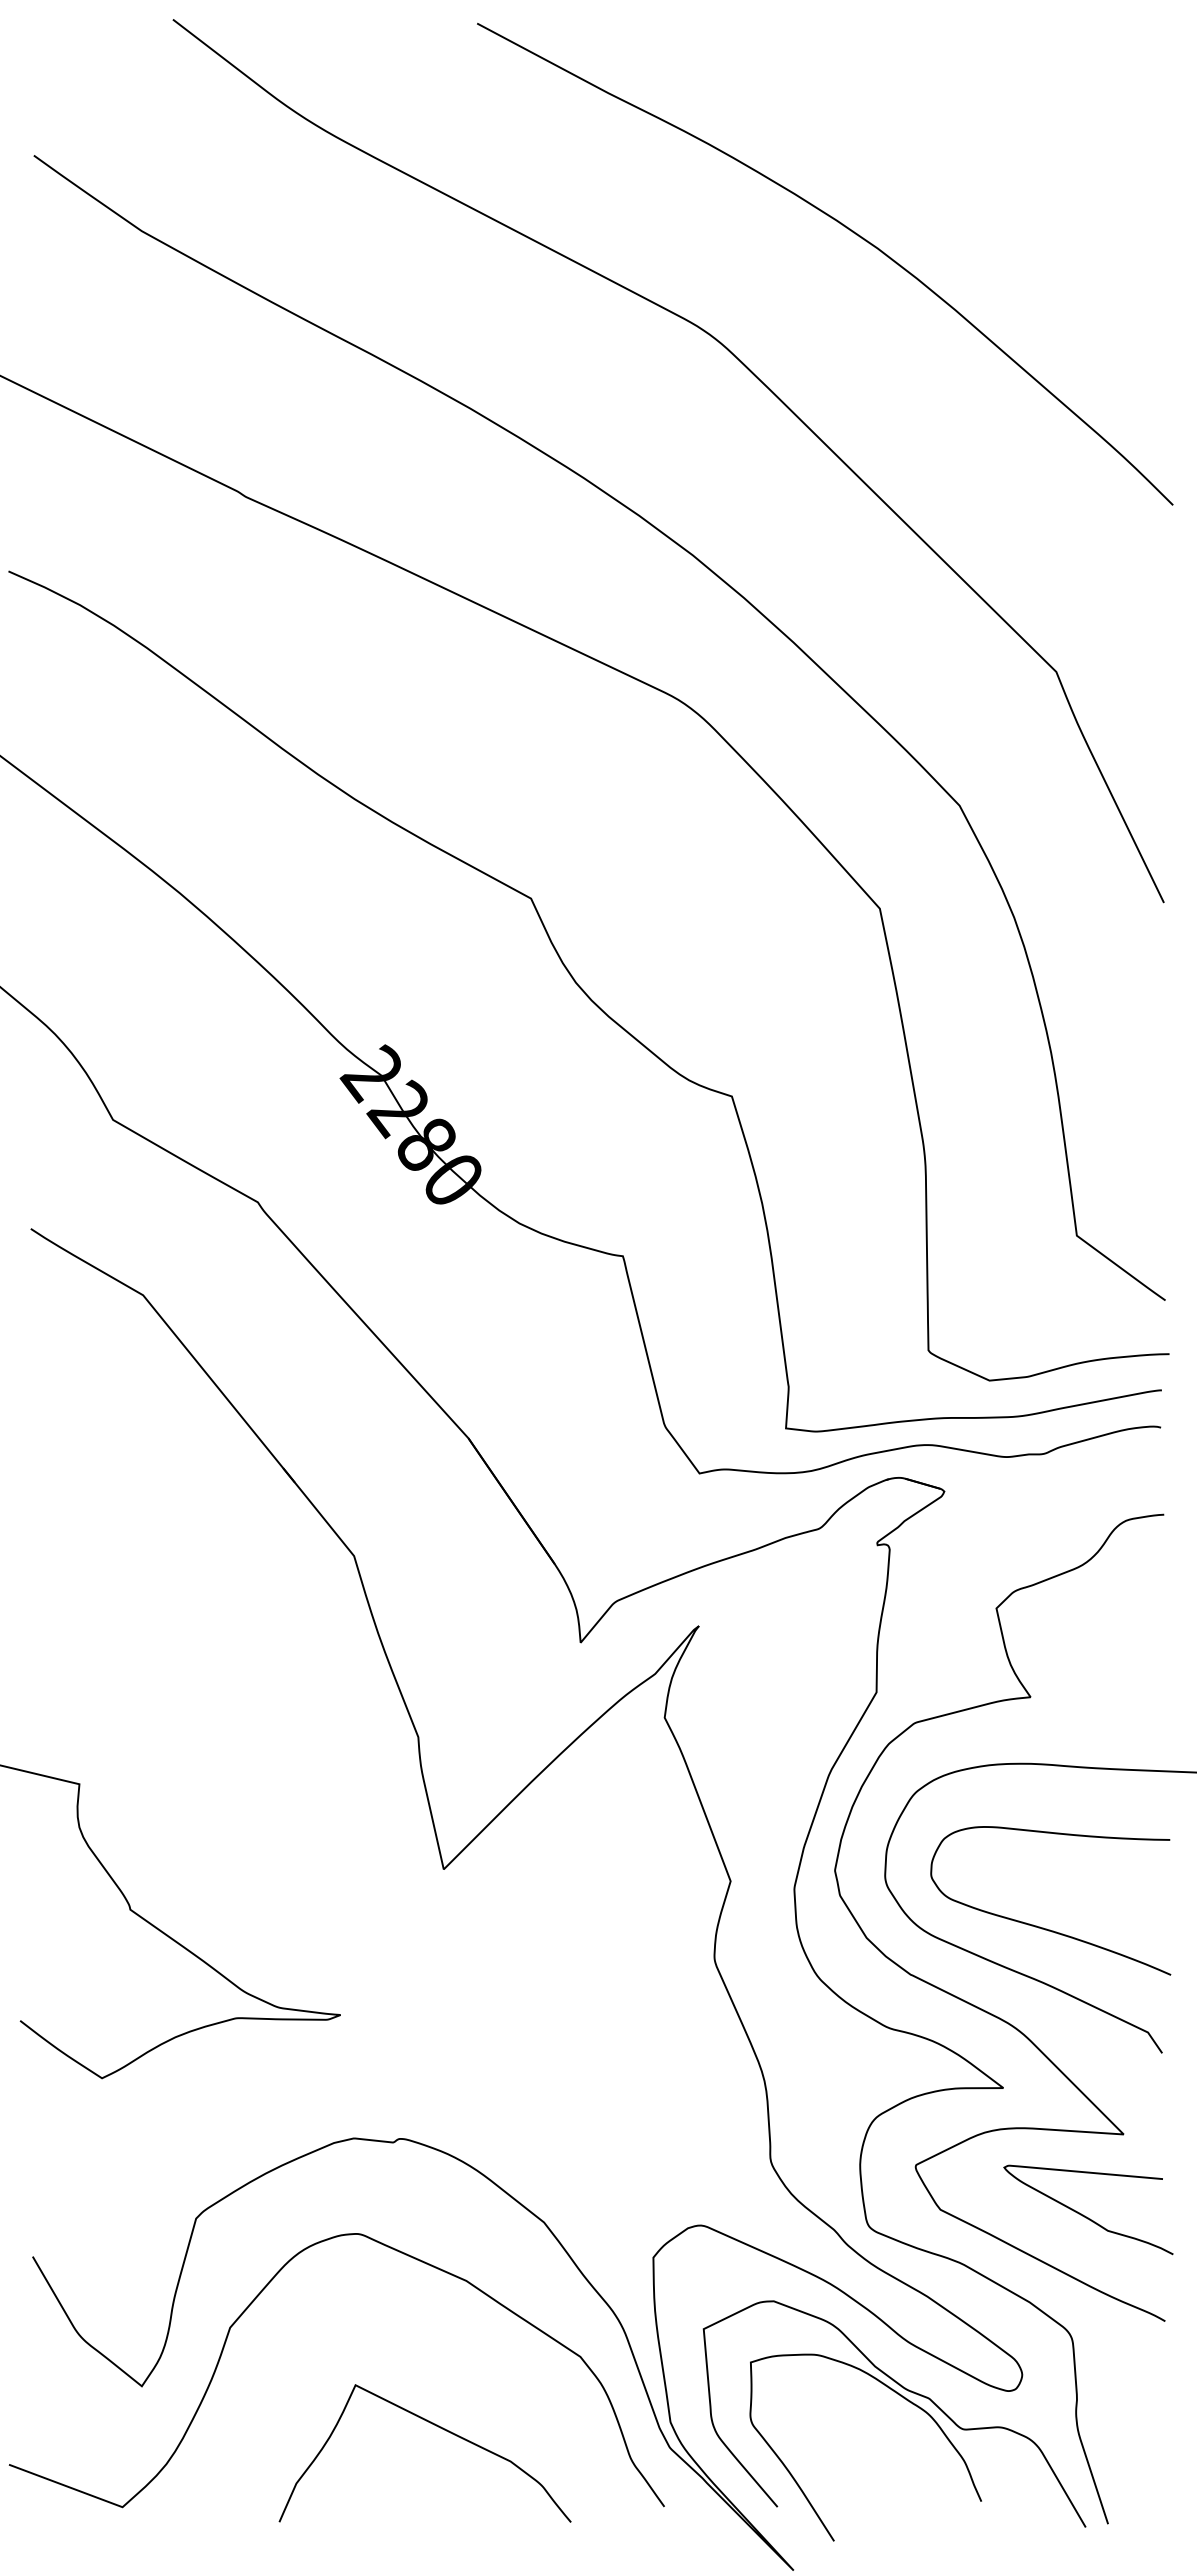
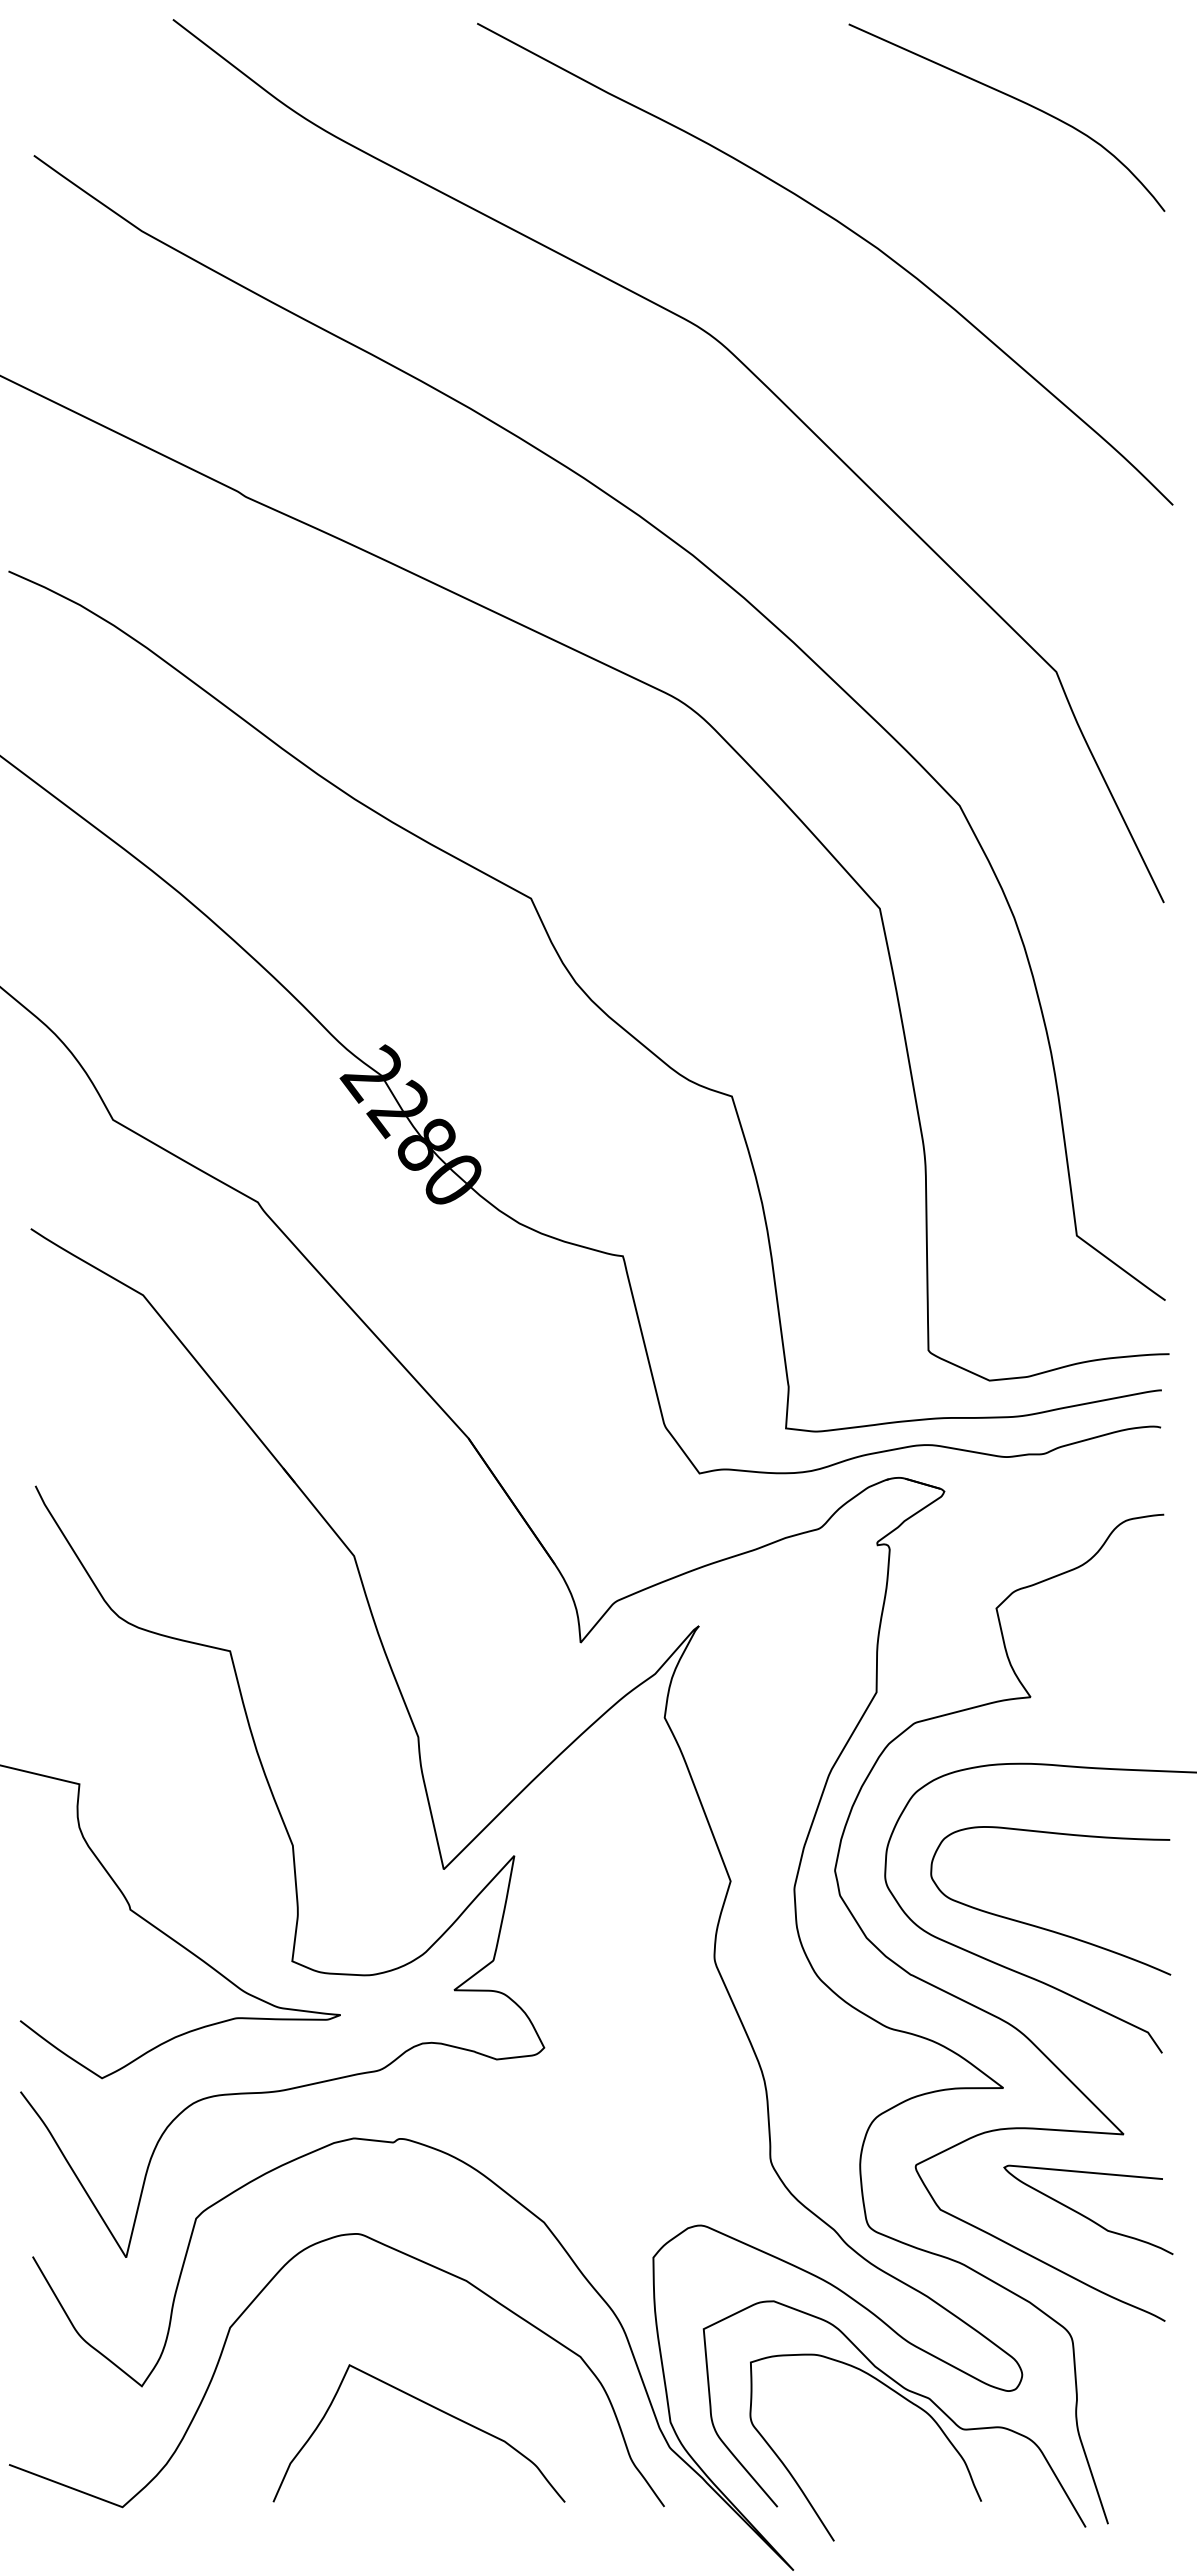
curve: none -> present (1014, 99)
curve: none -> present (293, 1869)
curve position: (438, 2427) -> (432, 2407) (432, 2407)
